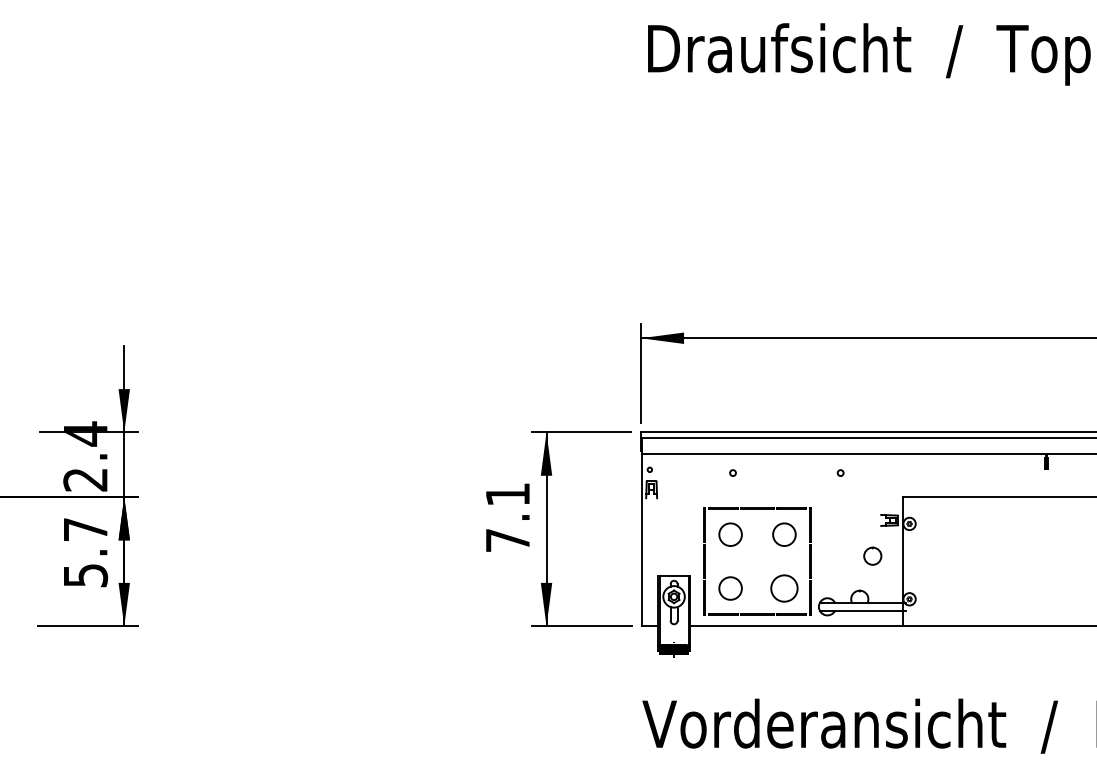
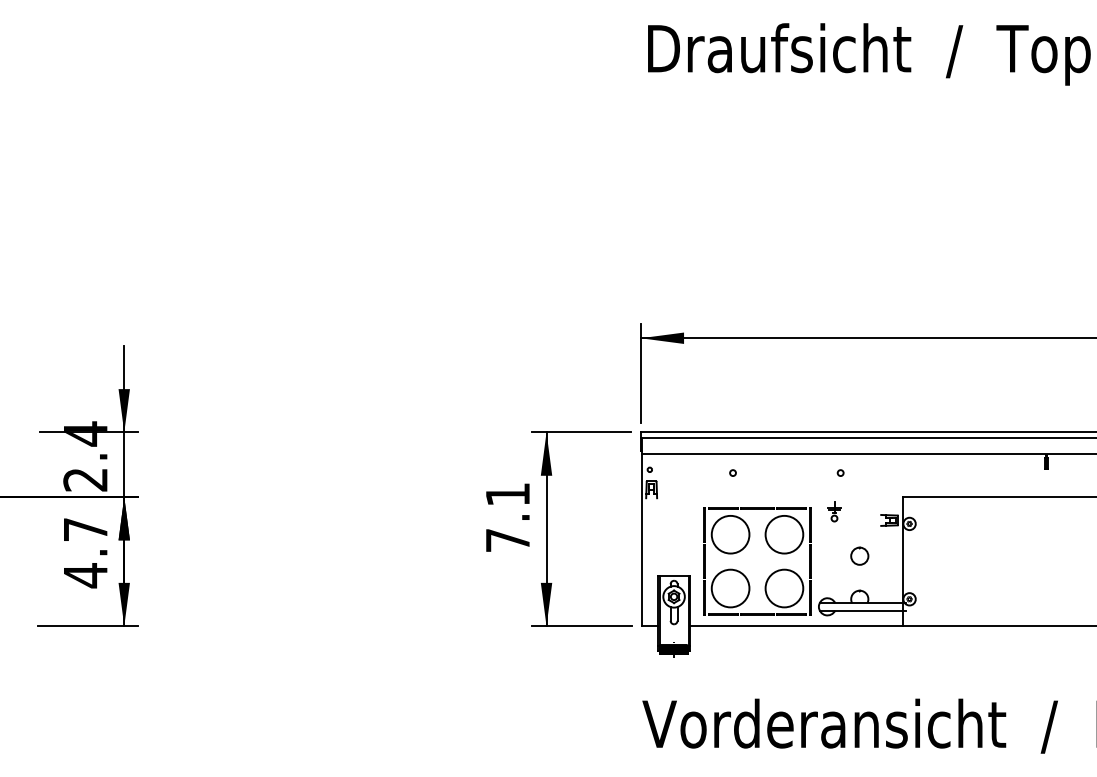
part: none -> present (834, 511)
circle diameter: 23 px -> 38 px (730, 534)
circle diameter: 23 px -> 38 px (784, 534)
part position: (872, 555) -> (859, 555) (859, 555)
text: 5.7 -> 4.7 (86, 575)
circle diameter: 23 px -> 38 px (730, 588)
circle diameter: 26 px -> 38 px (784, 588)
